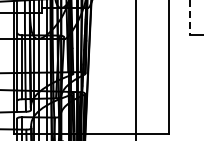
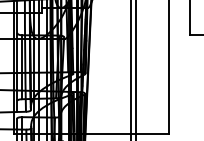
line: dashed -> solid (190, 18)
line: none -> present (130, 69)
